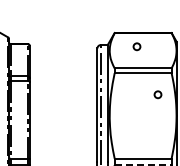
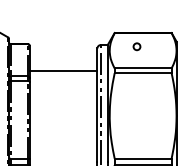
line: none -> present (63, 71)
circle: present -> none (157, 94)
line: dashed -> solid (143, 165)
